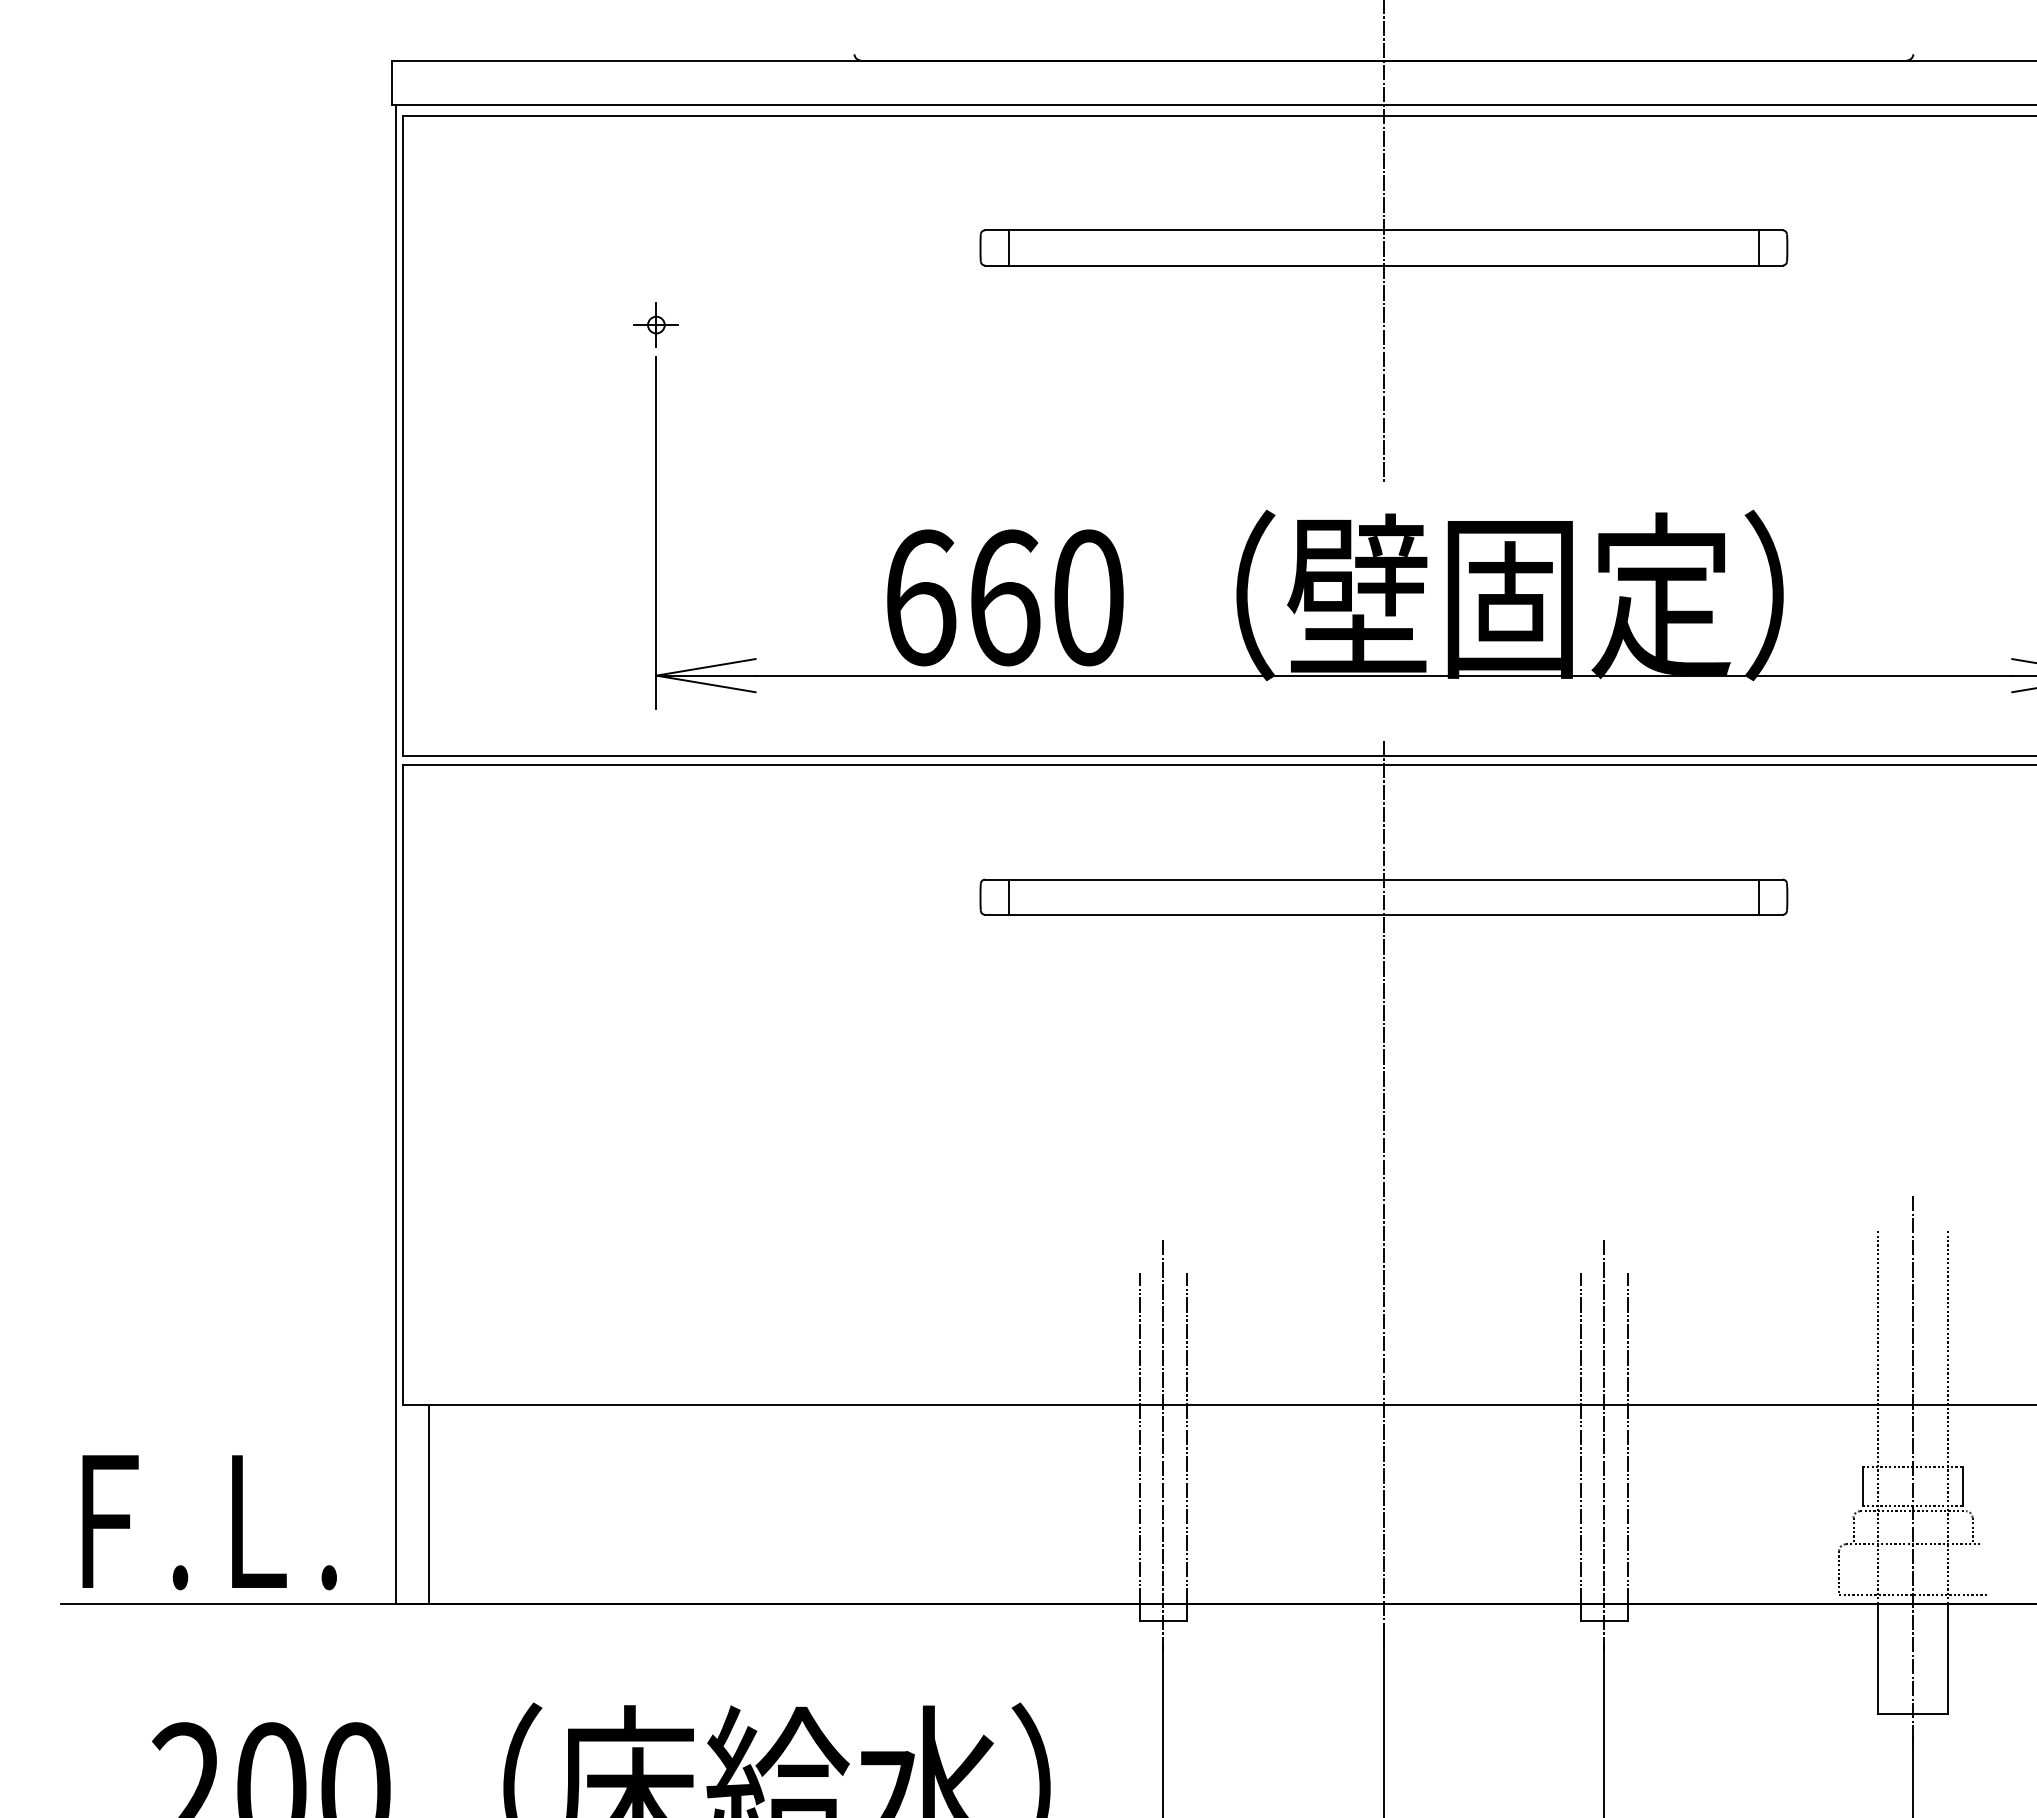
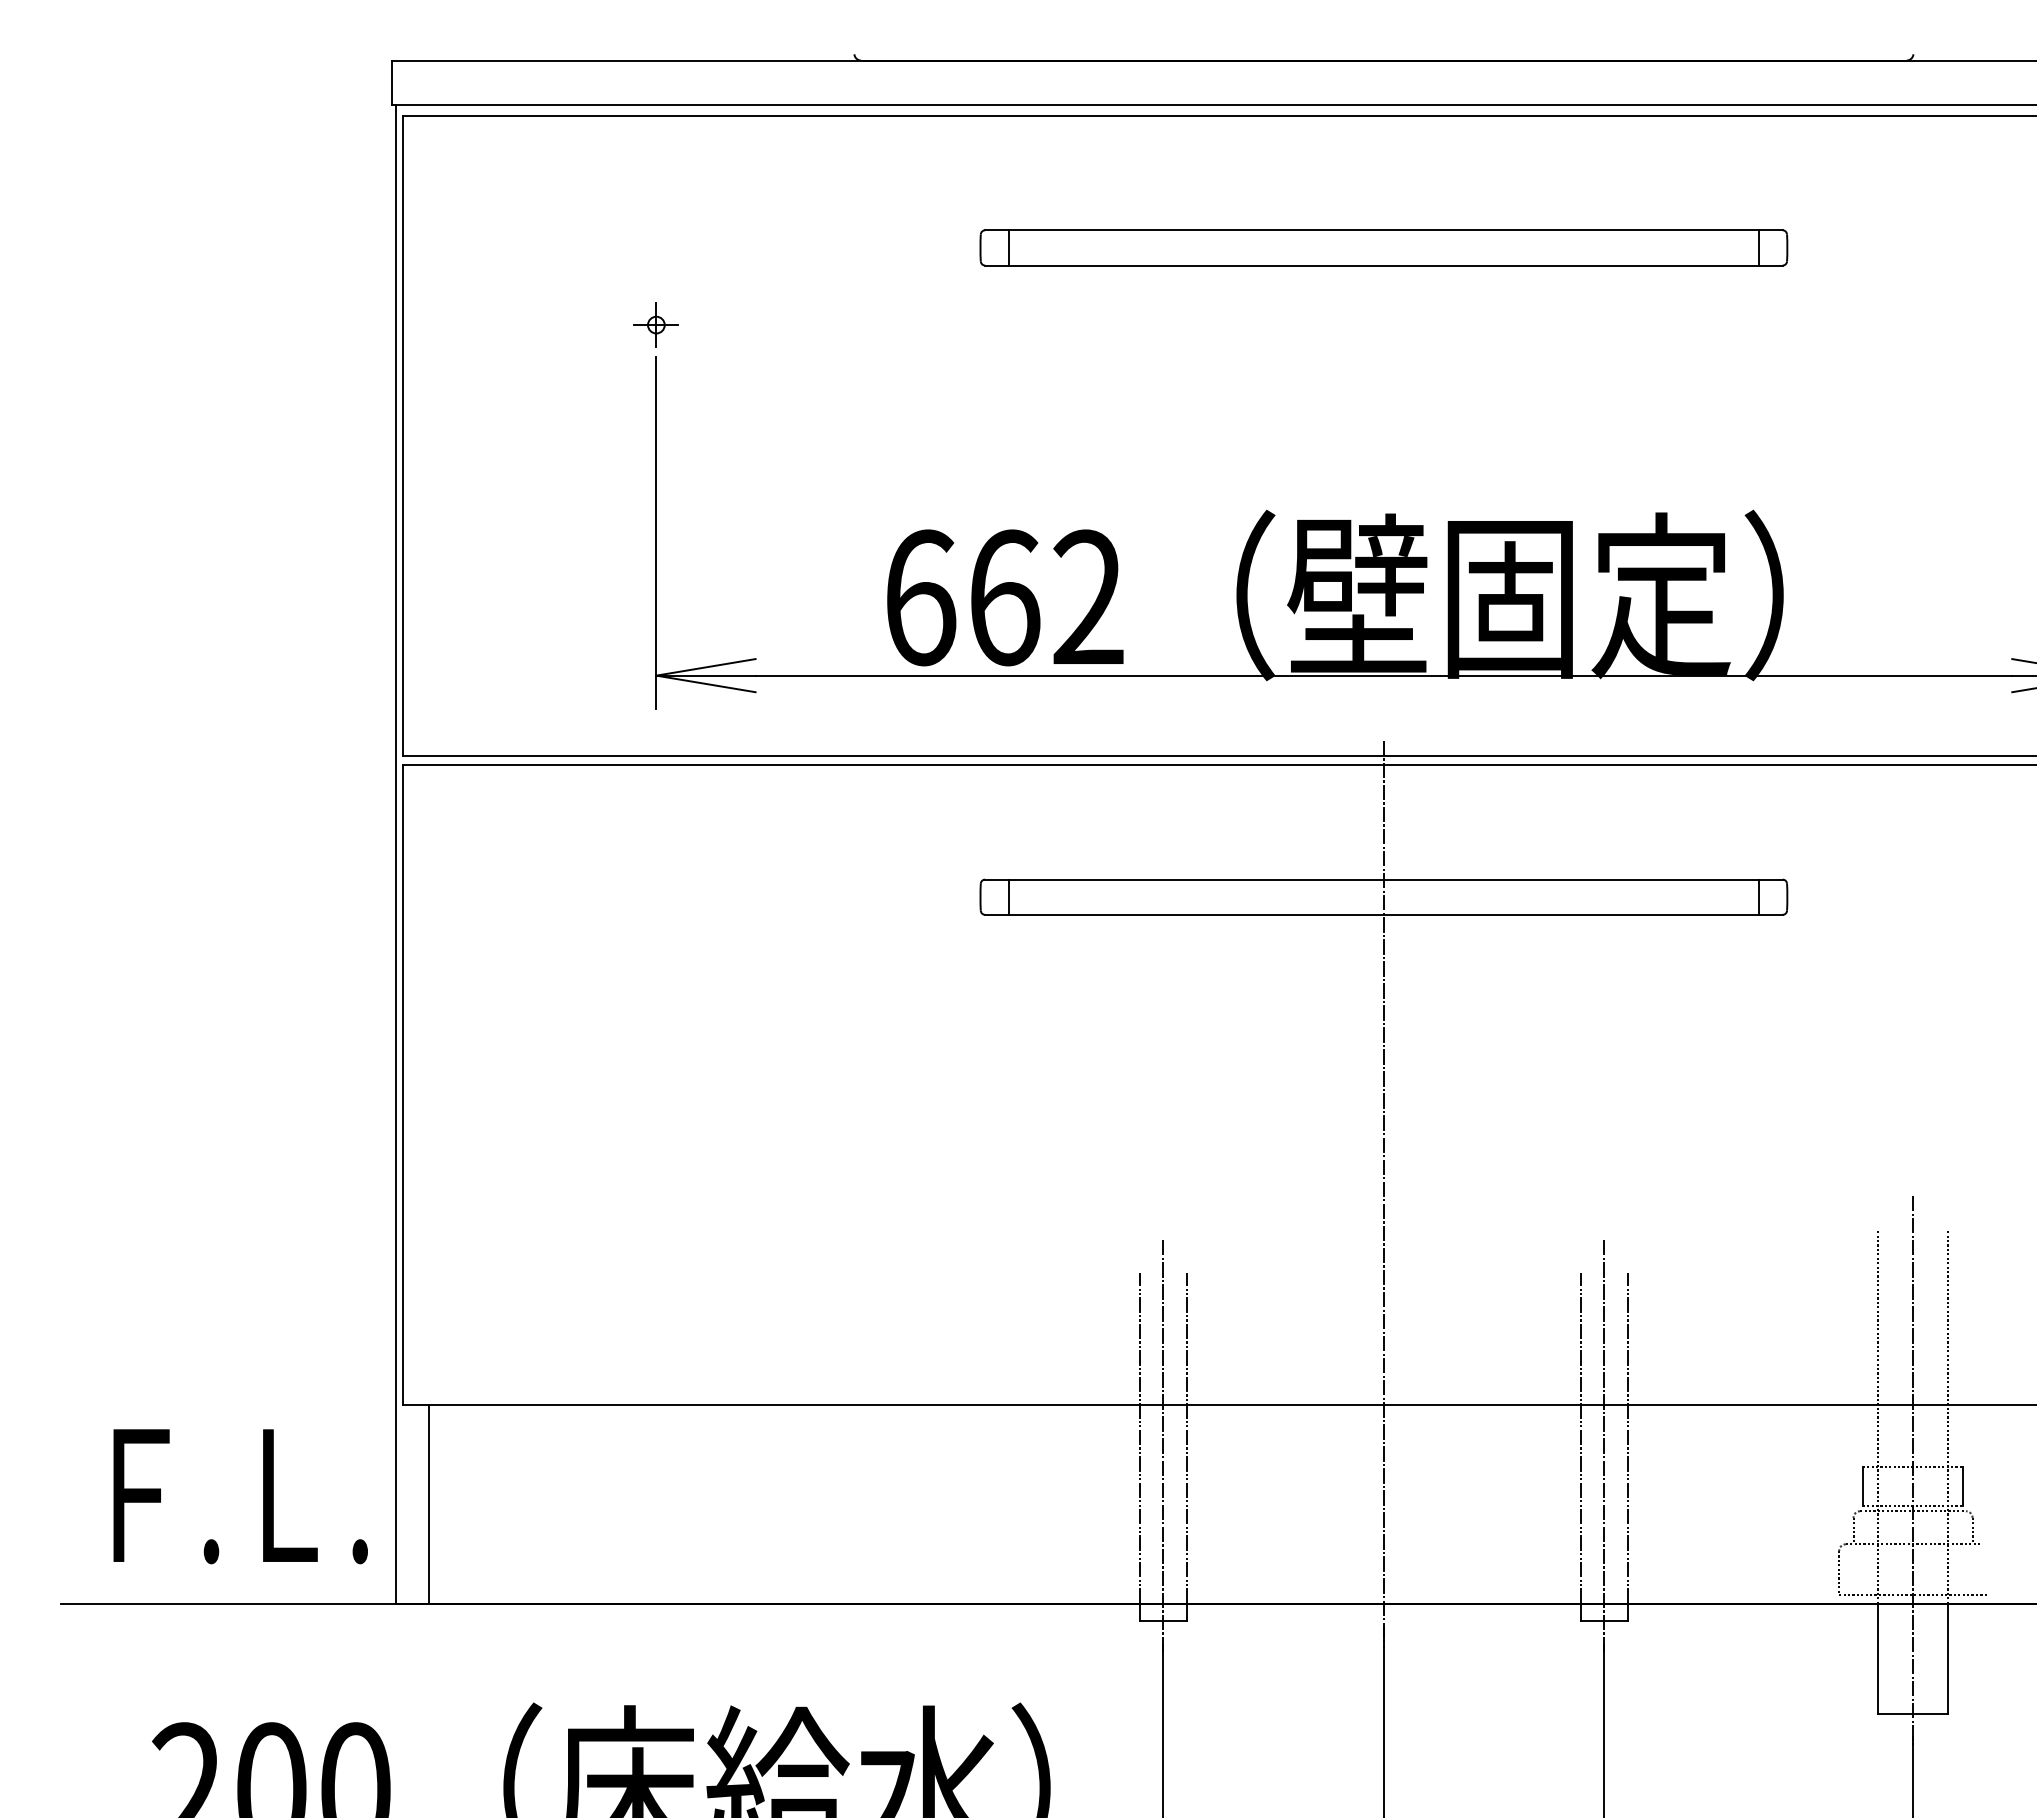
line: present -> none (1383, 242)
text: 660 -> 662 (1088, 597)
text position: (209, 1522) -> (240, 1496) (240, 1496)
